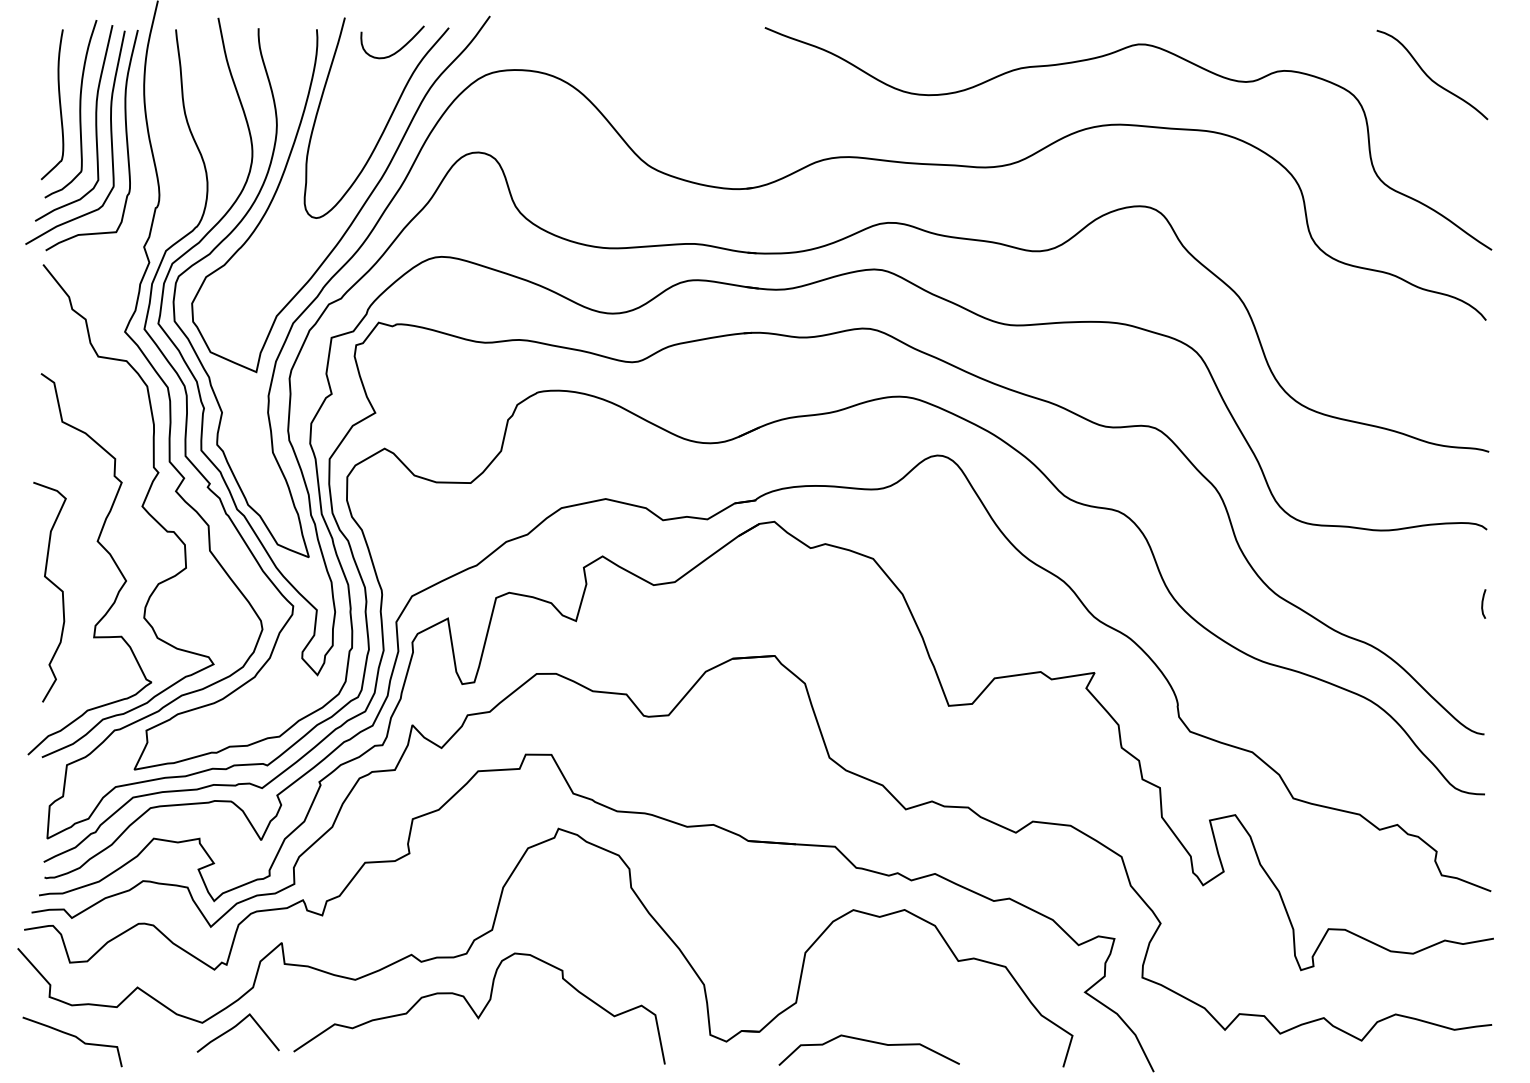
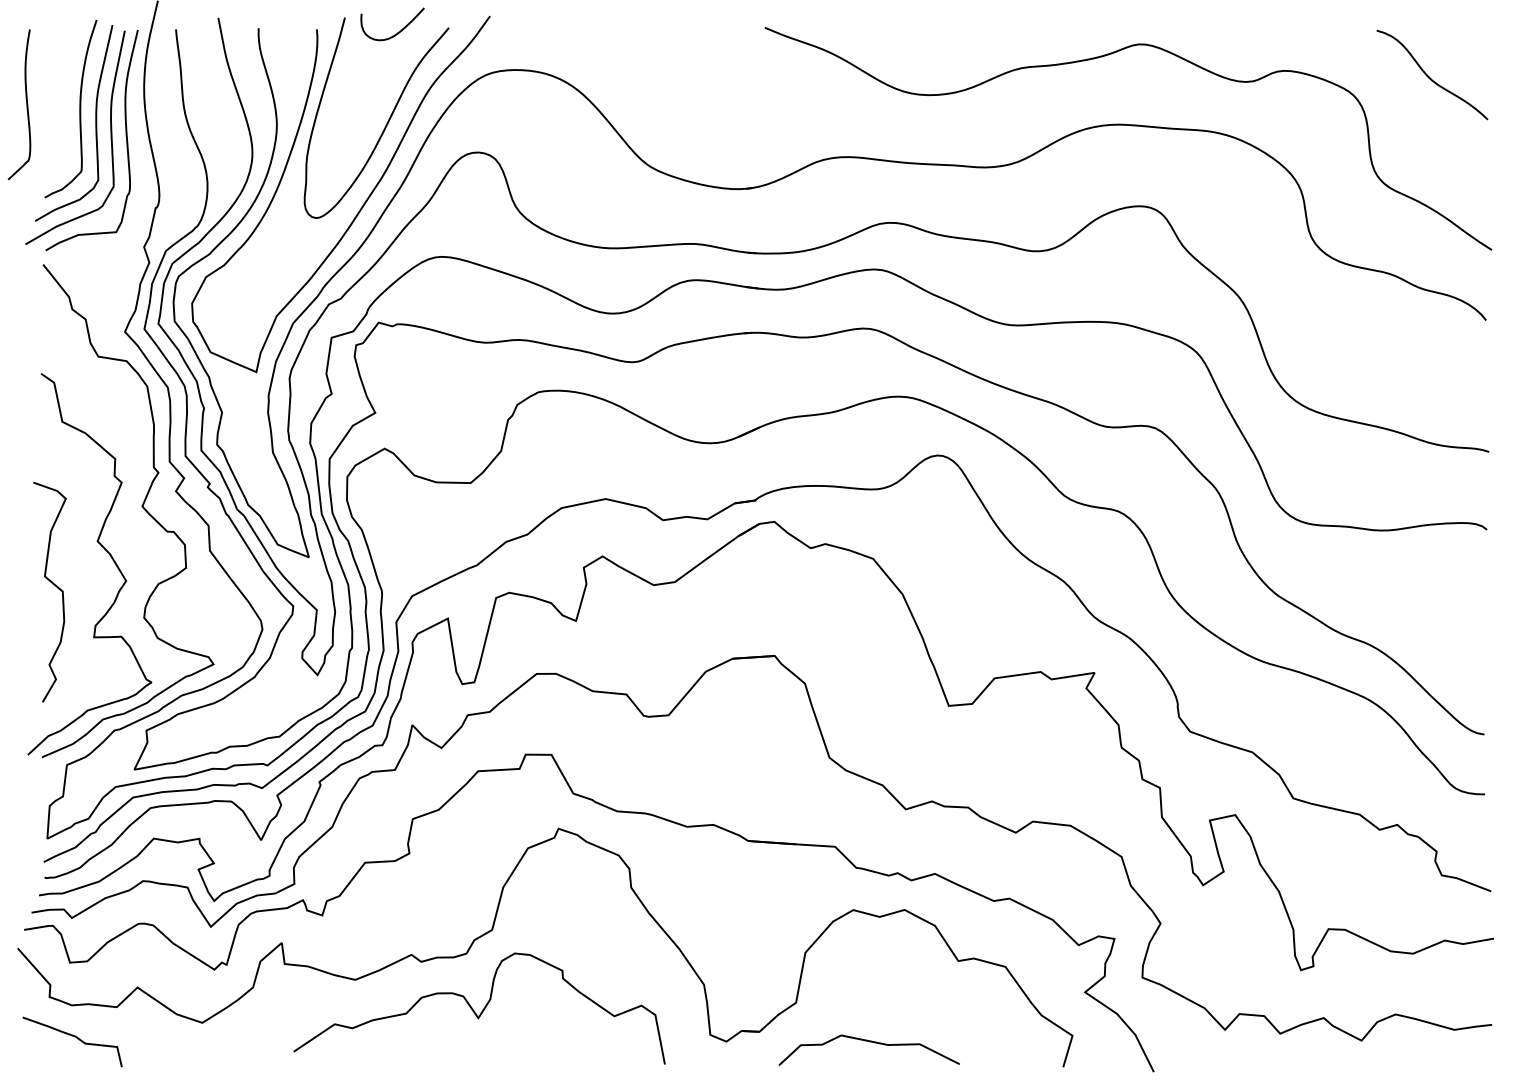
curve position: (398, 49) -> (398, 31) (398, 31)
curve position: (59, 104) -> (26, 104) (26, 104)
curve: present -> none (1483, 603)
curve: present -> none (234, 1028)
